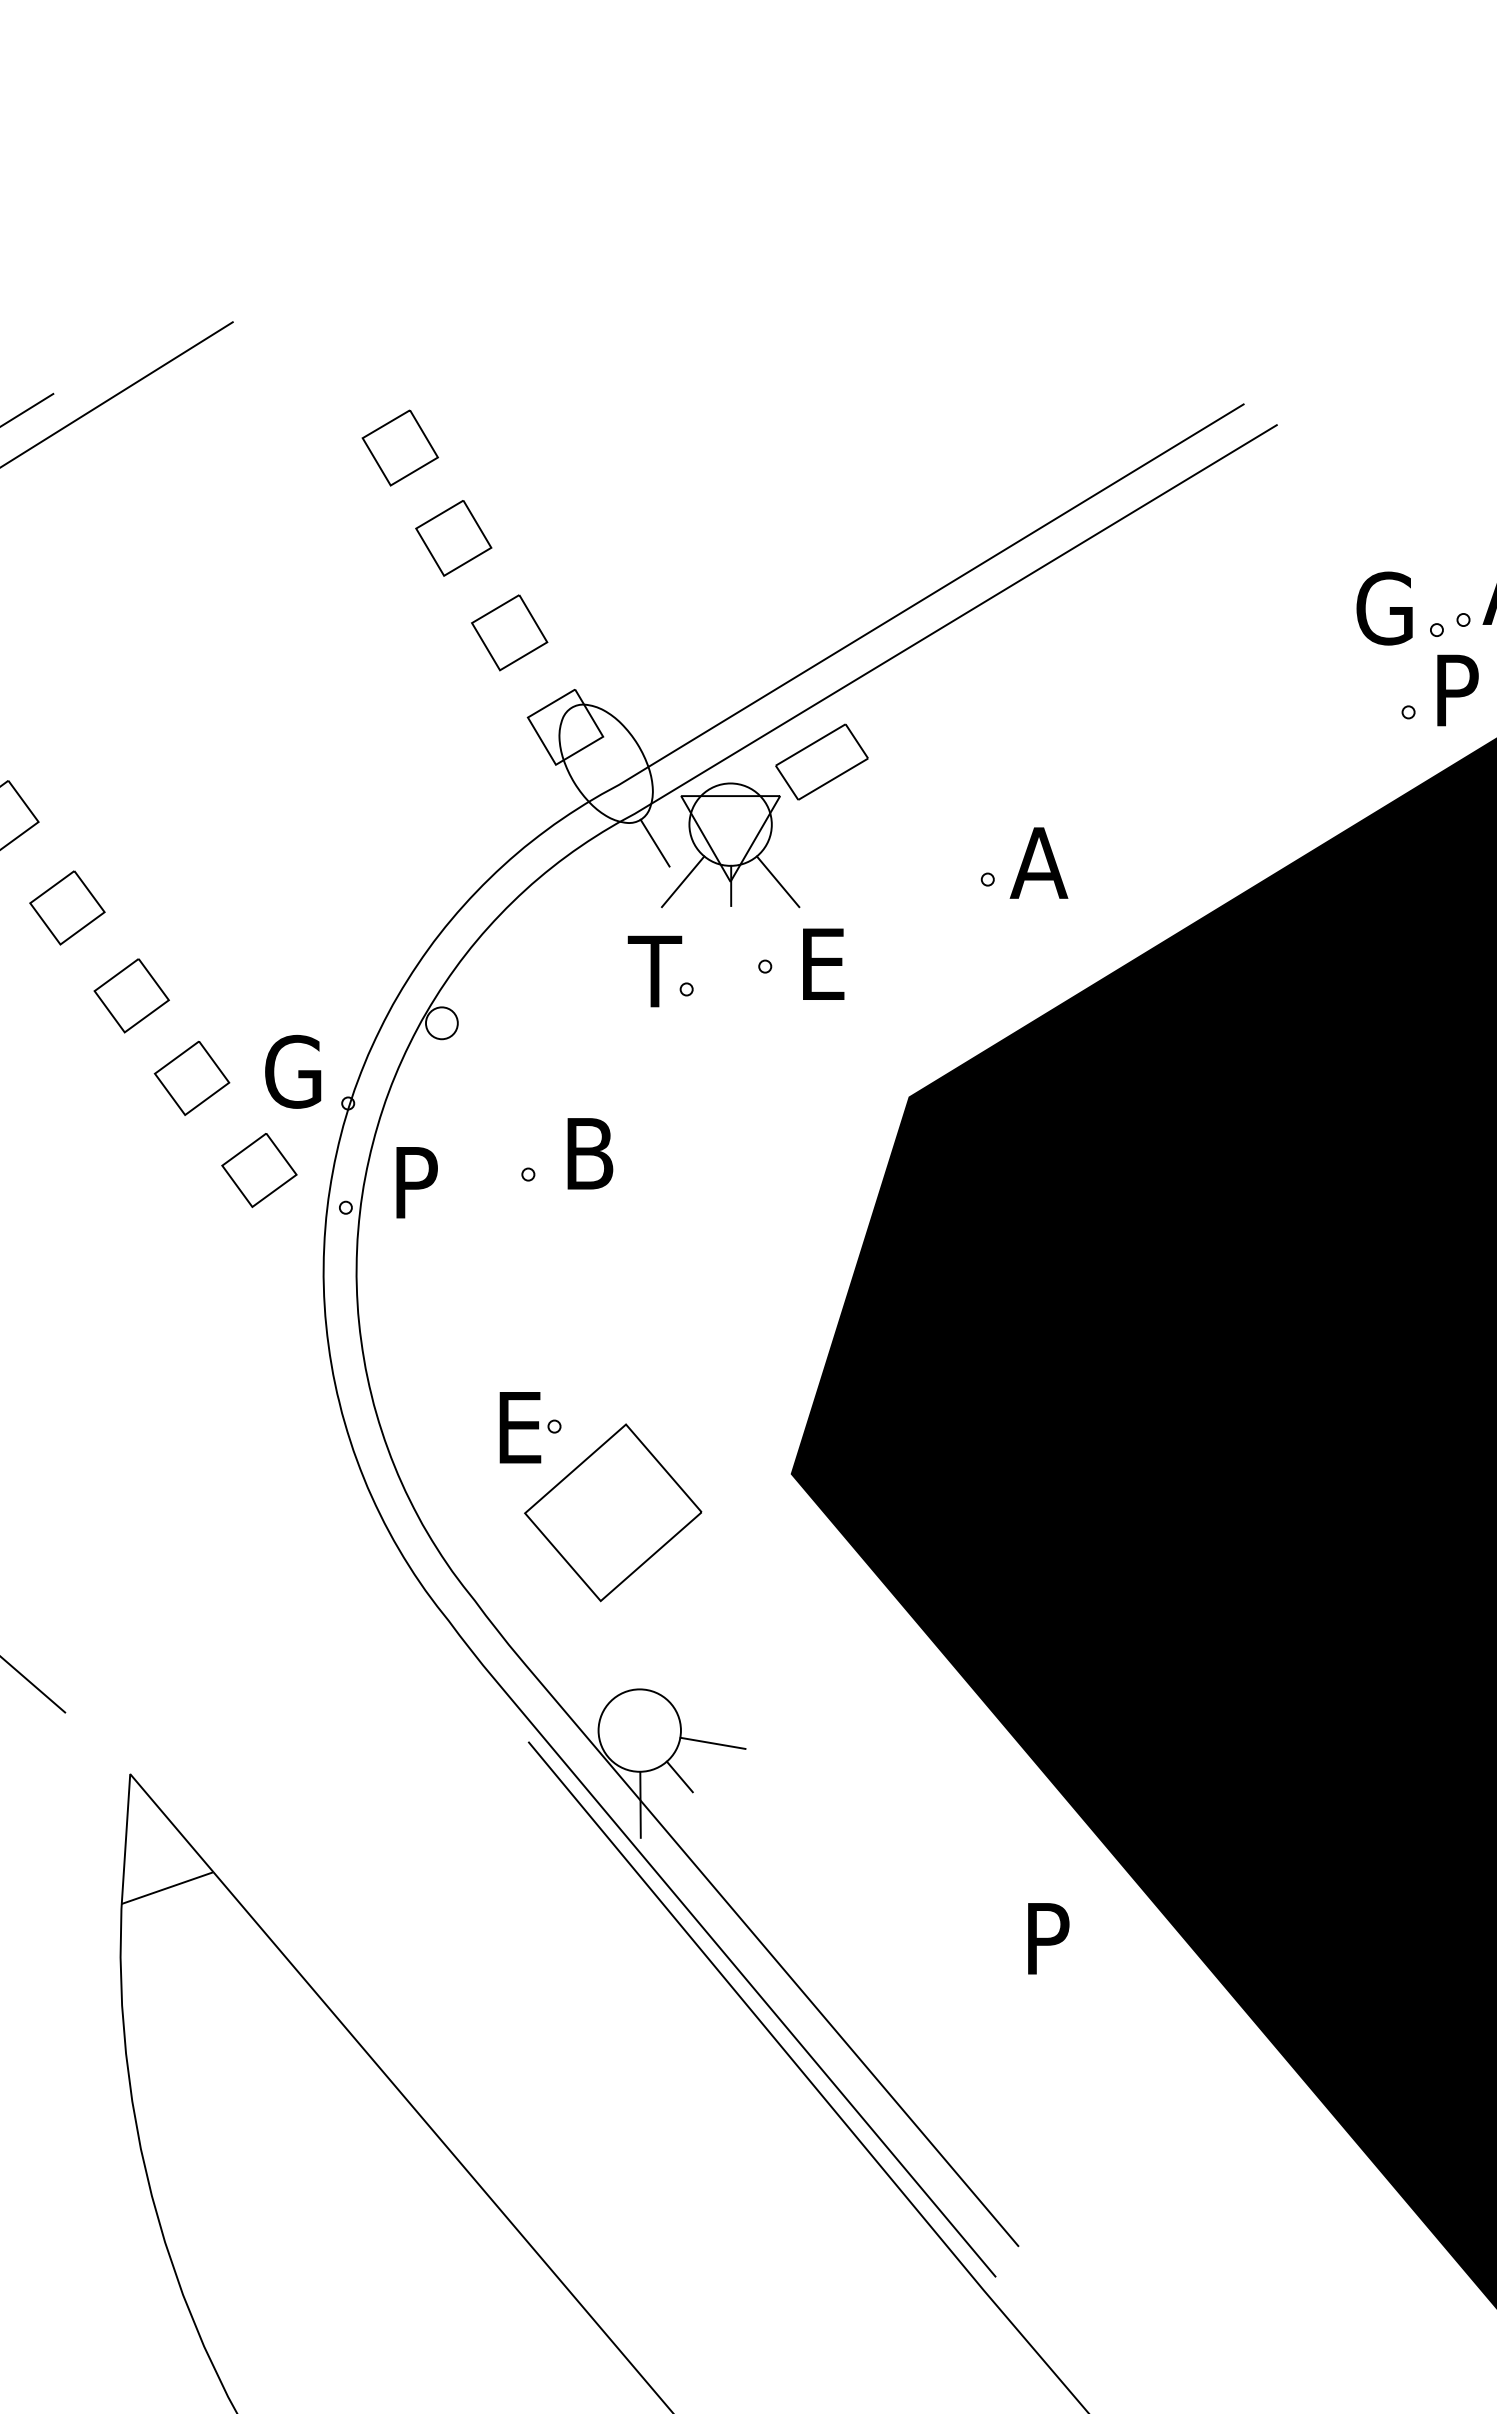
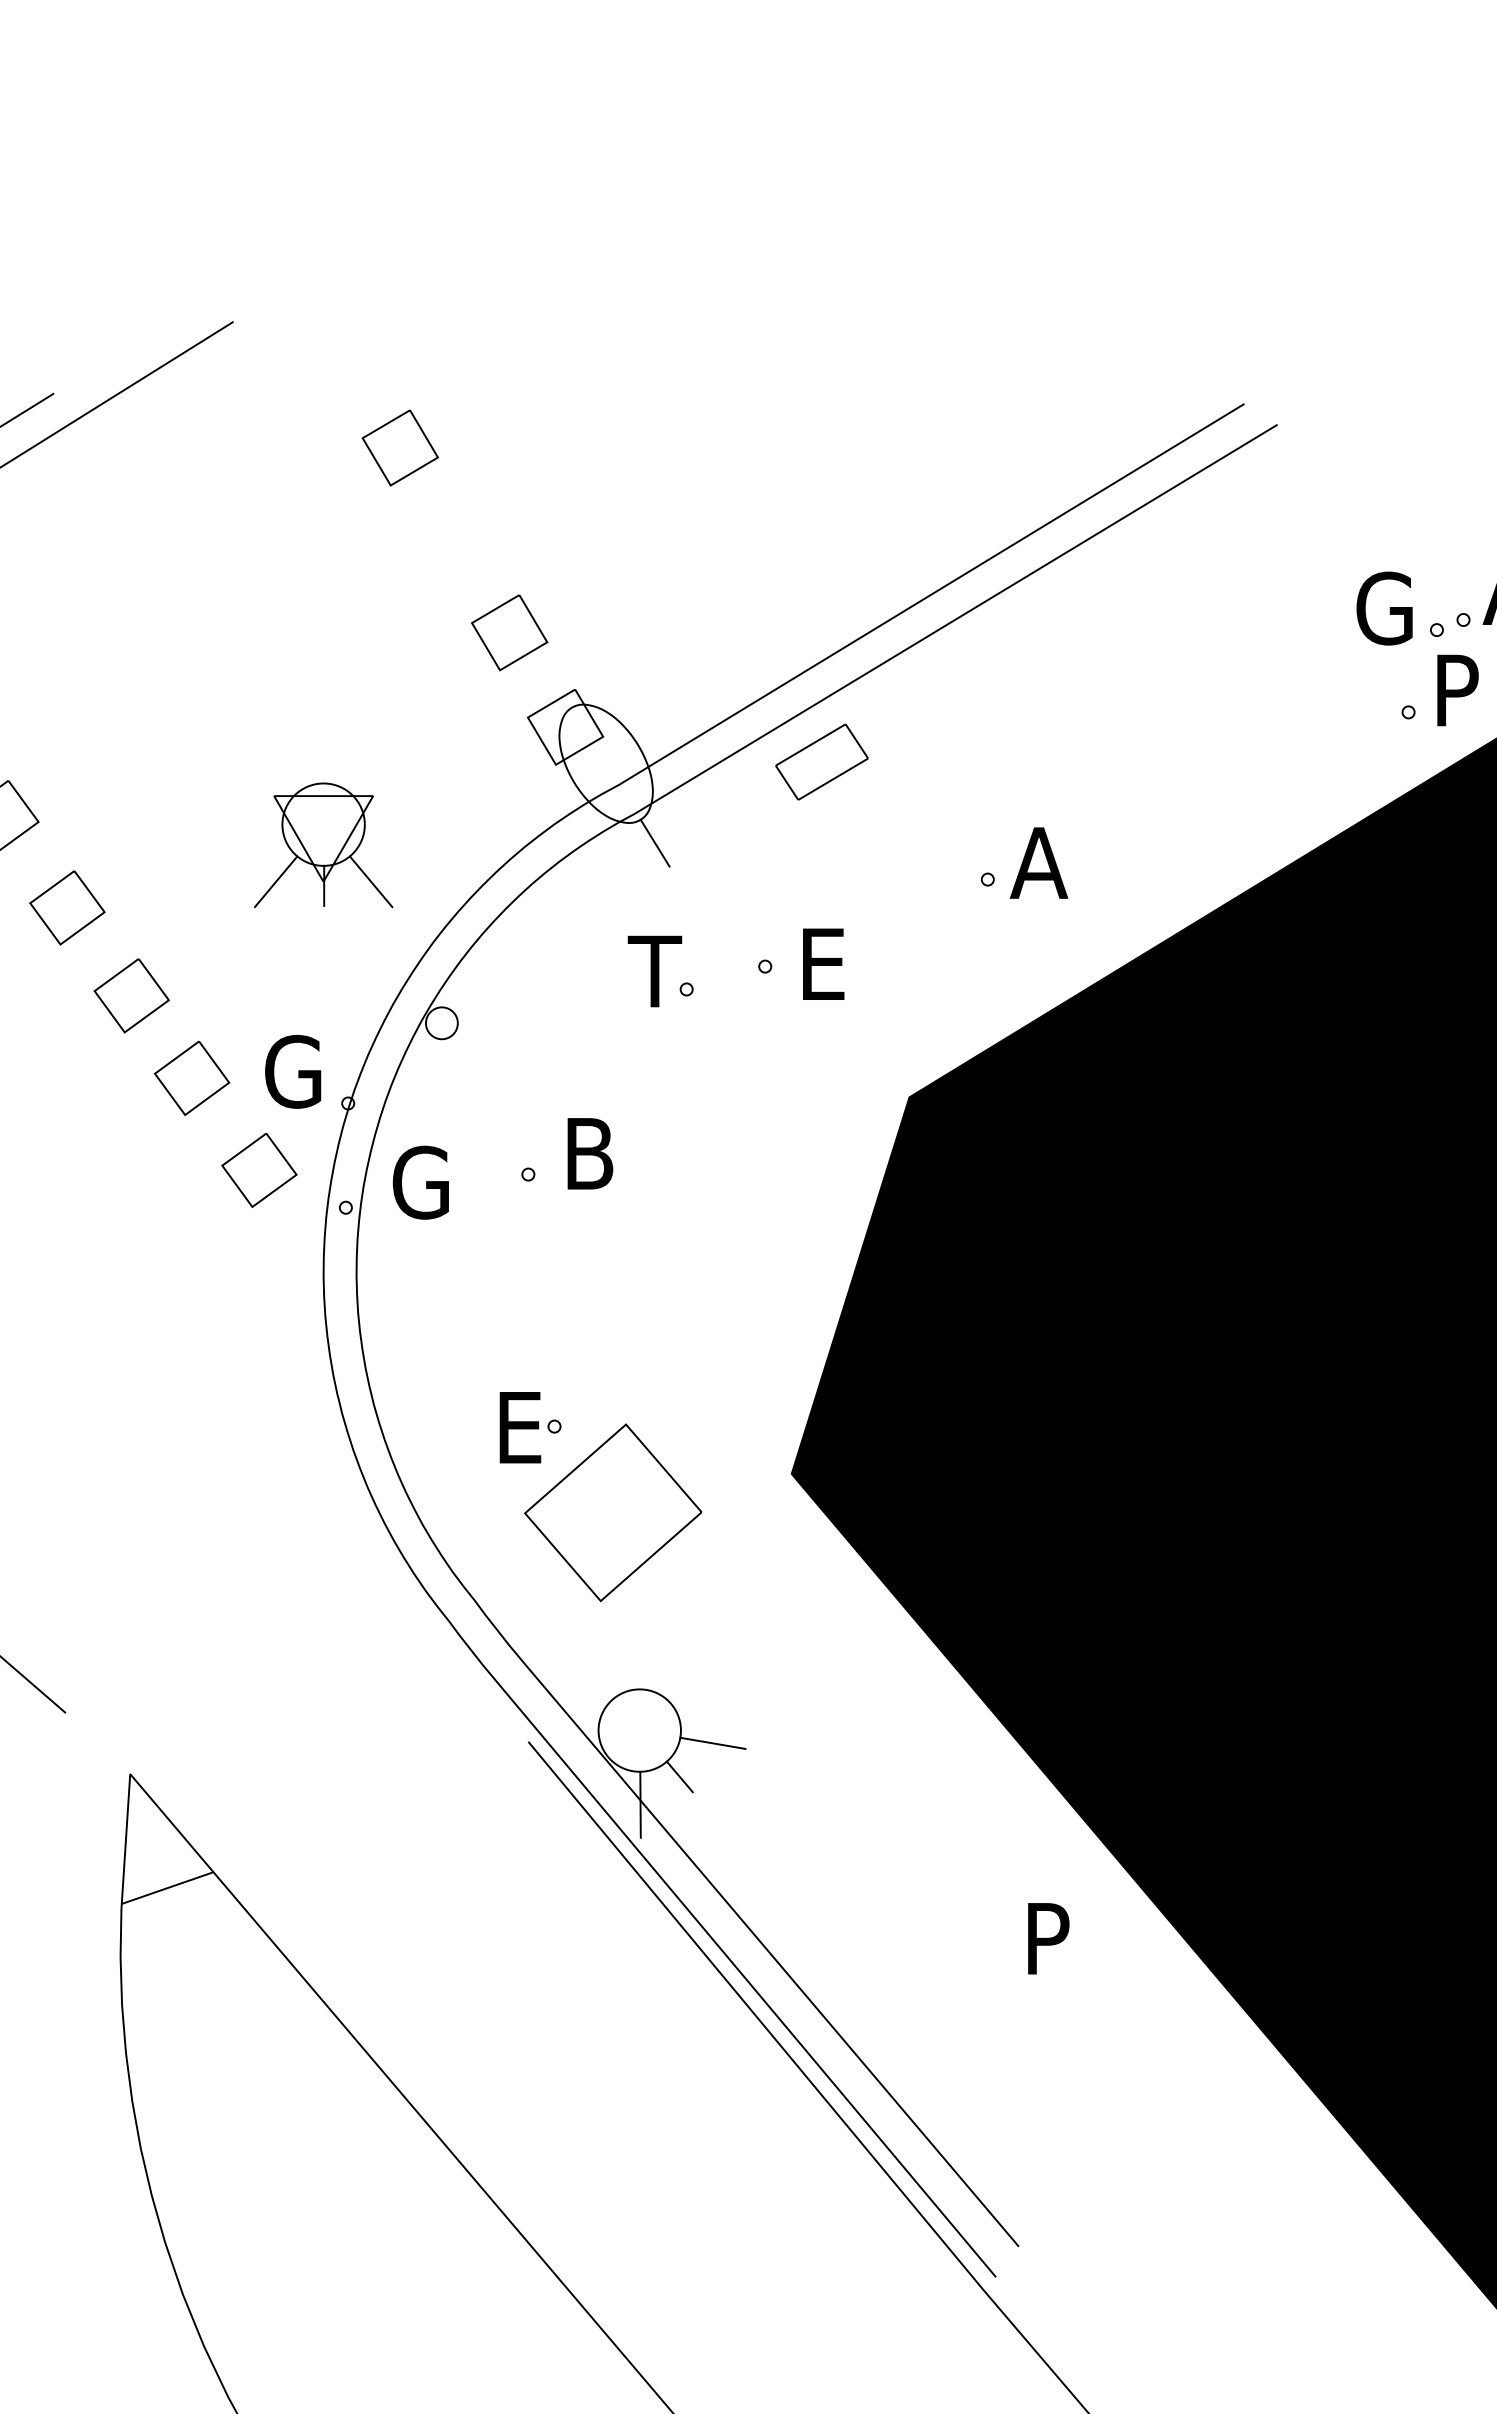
part: present -> none (453, 538)
part position: (730, 845) -> (323, 845) (323, 845)
text: P -> G (420, 1182)
